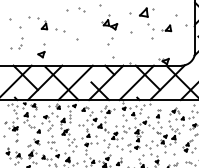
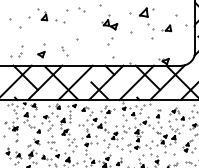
part position: (51, 24) -> (51, 15) (51, 15)
part position: (16, 43) -> (16, 51) (16, 51)
part: none -> present (64, 51)
